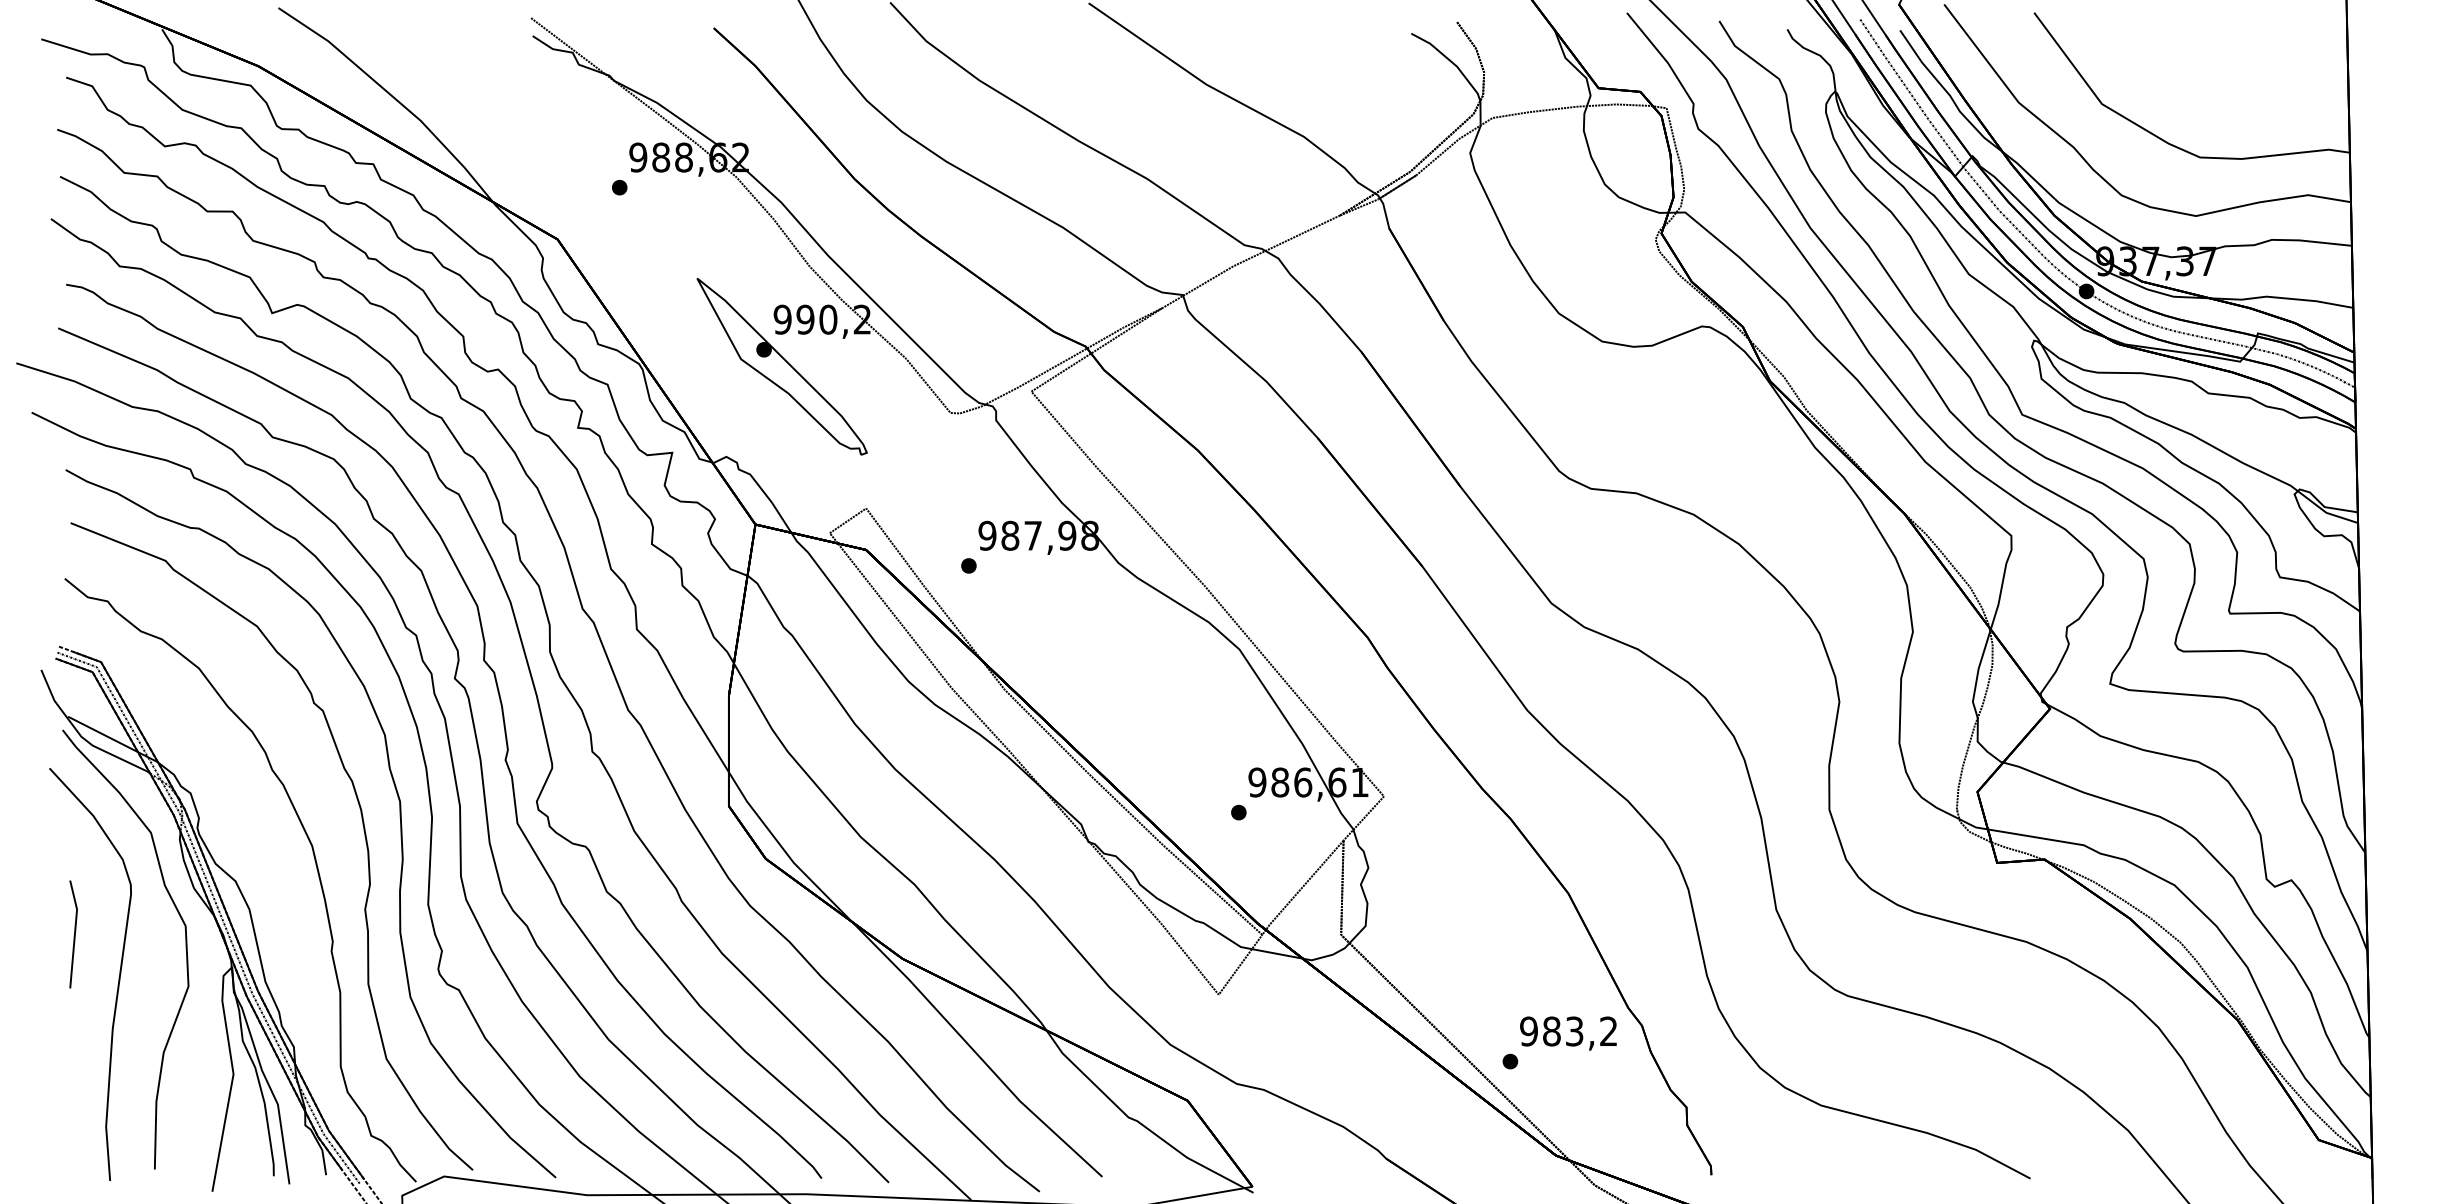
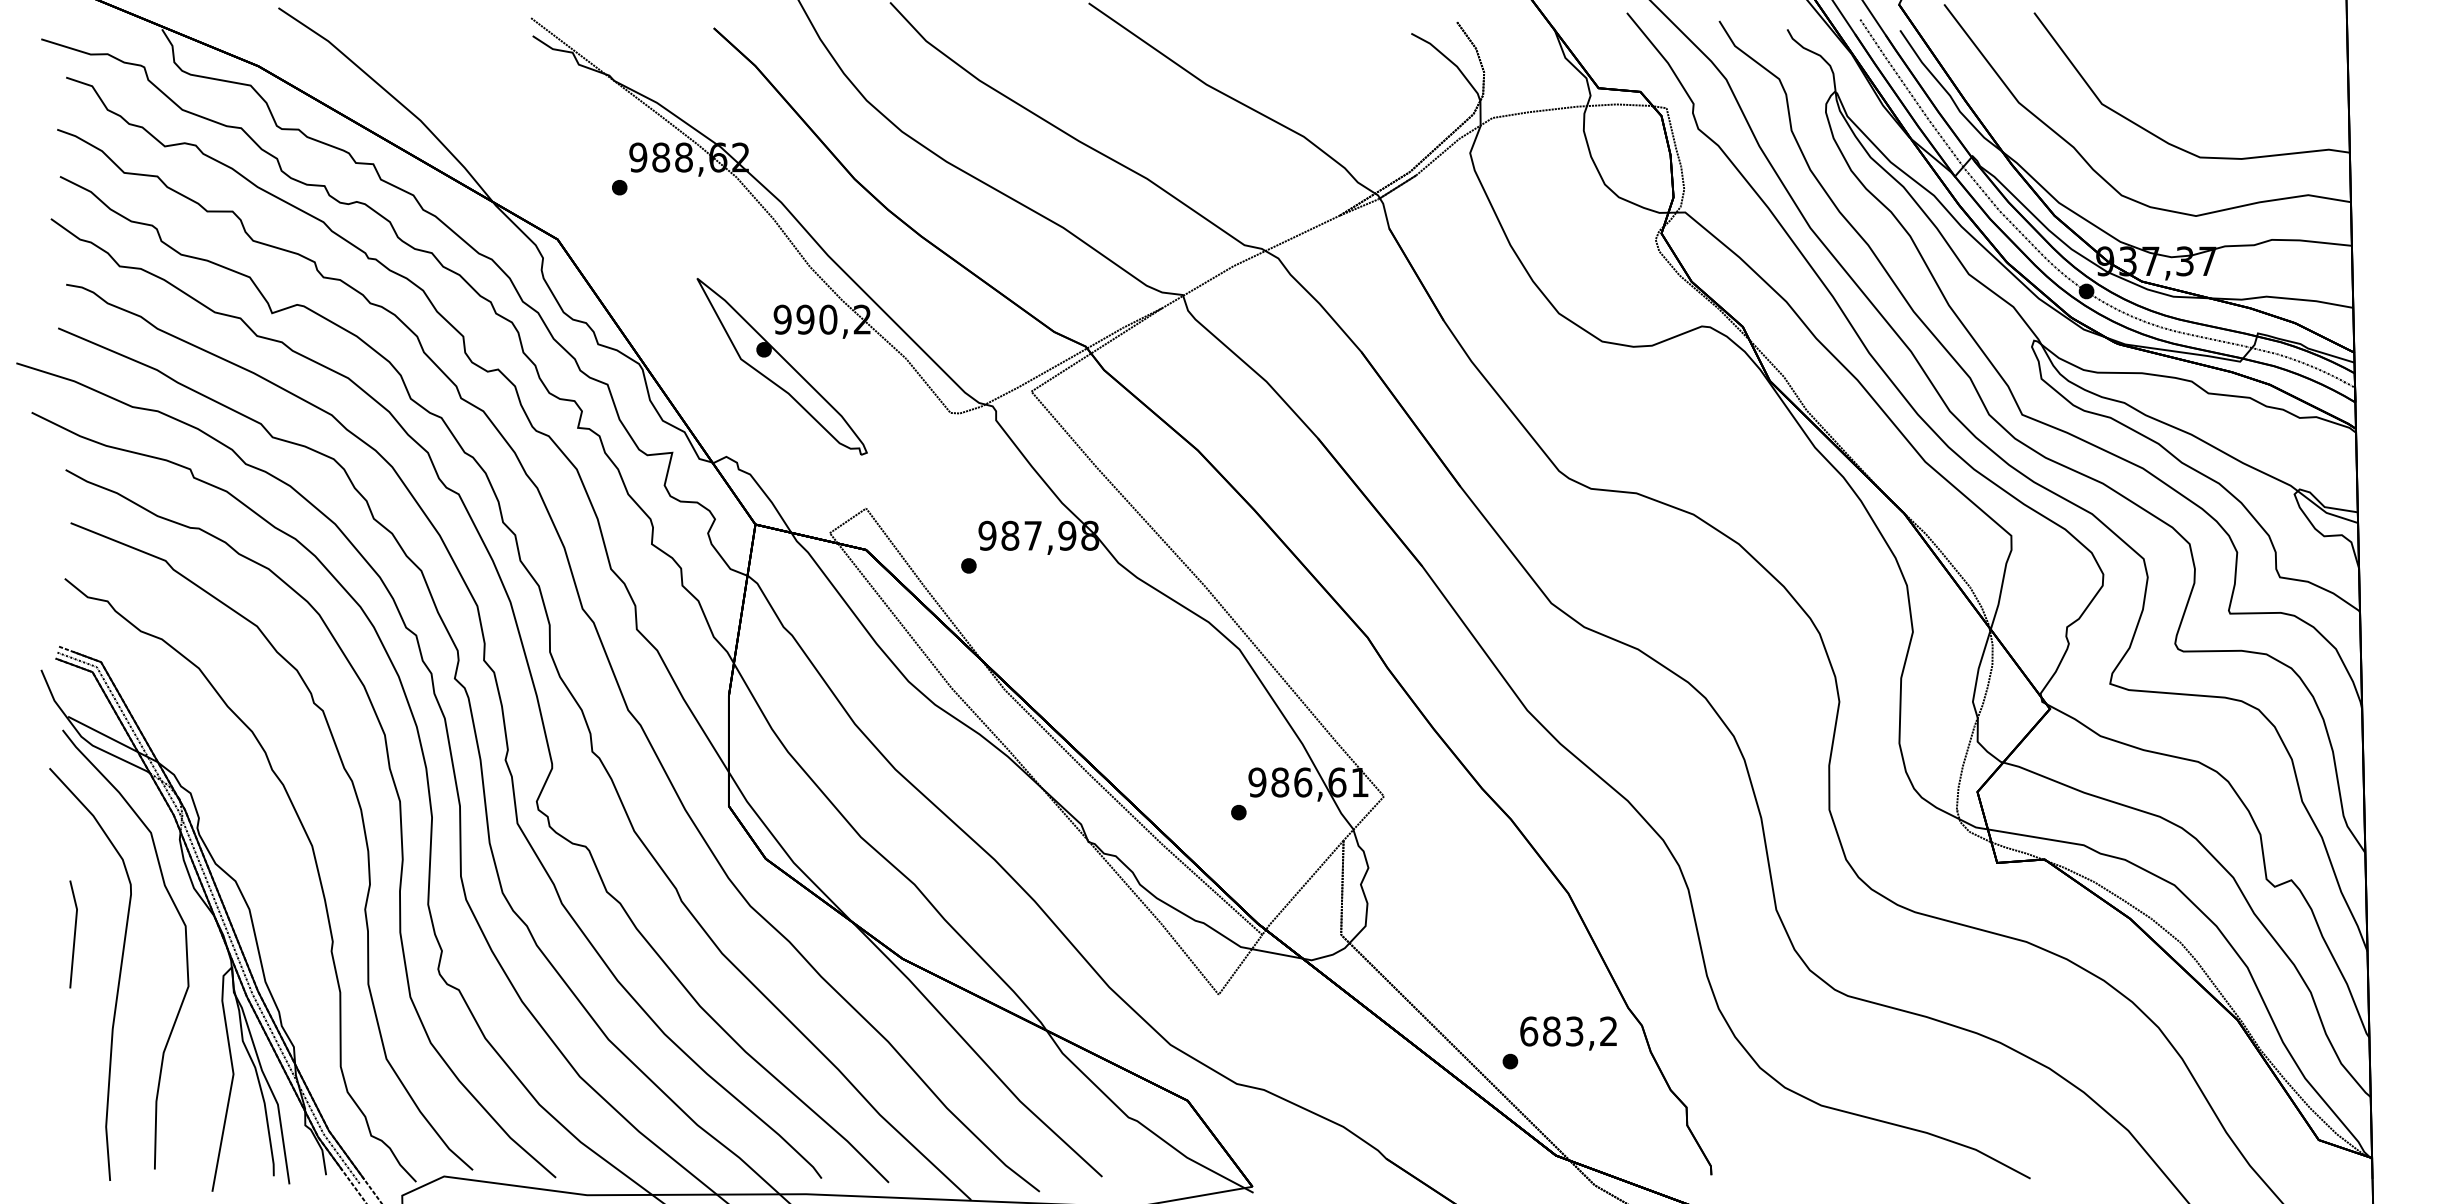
text: 983,2 -> 683,2 (1529, 1031)
